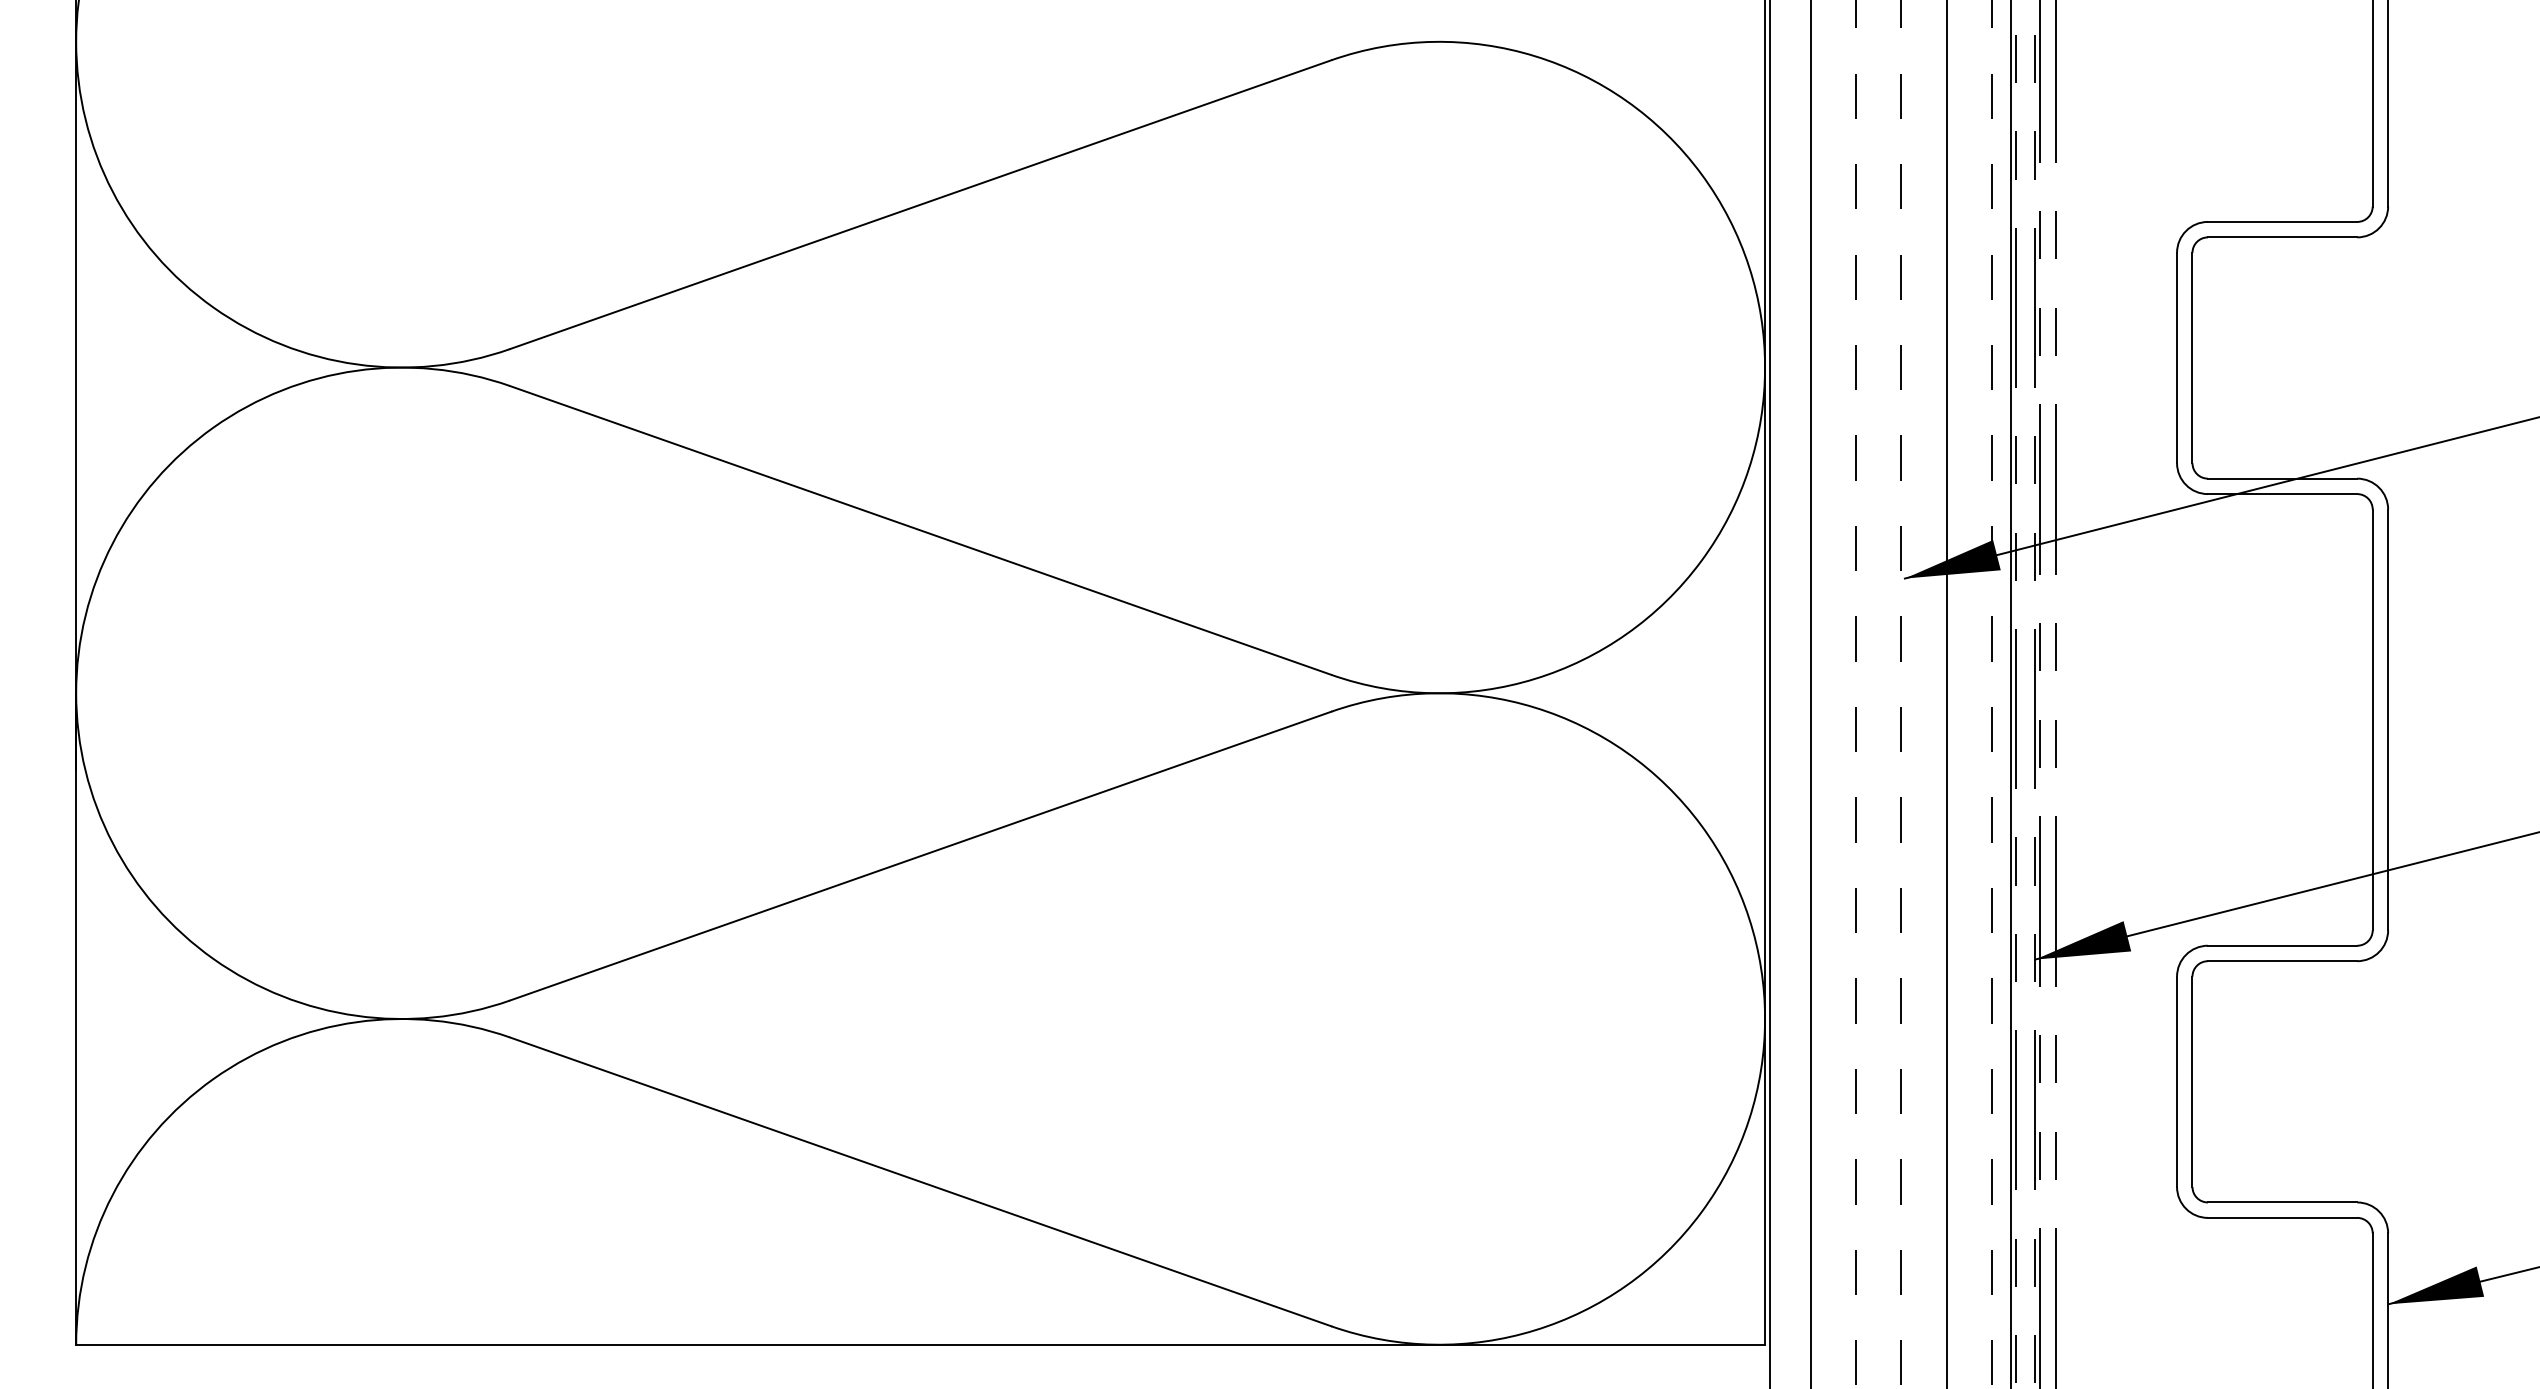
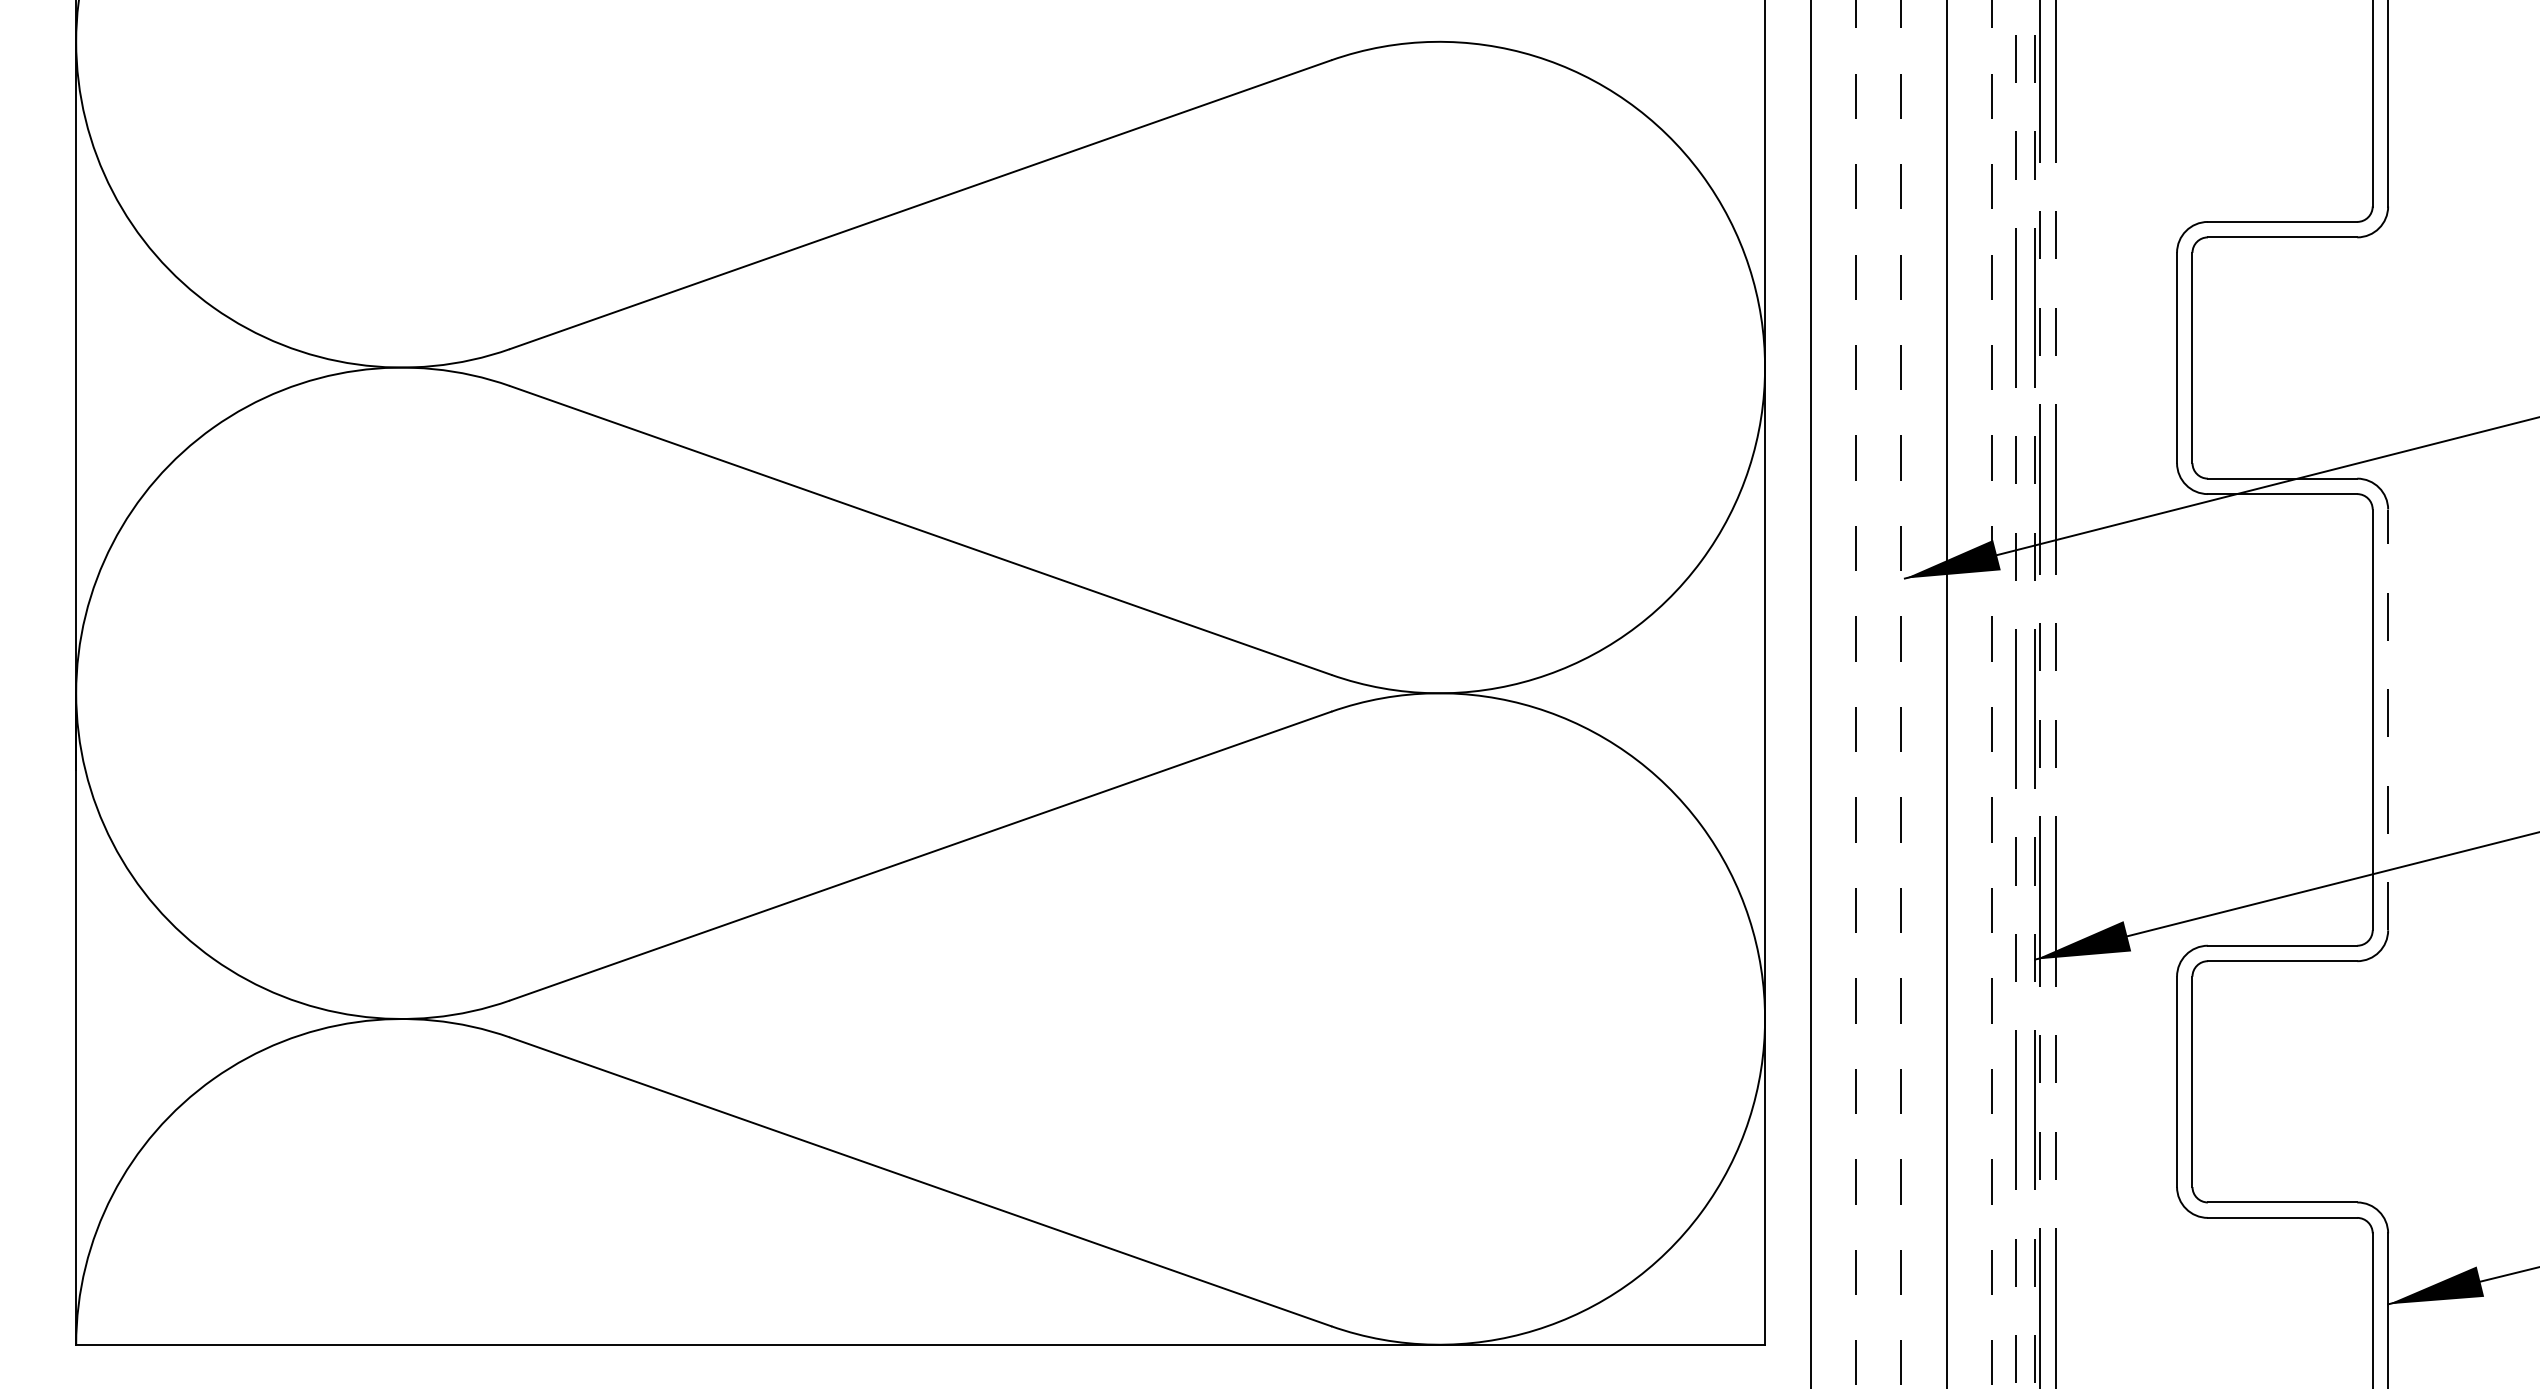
line: present -> none (1769, 693)
line: present -> none (2011, 693)
line: solid -> dashed (2388, 719)
